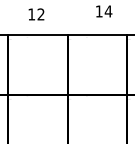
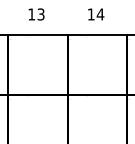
text position: (104, 11) -> (96, 14) (96, 14)
text: 12 -> 13 (40, 14)
